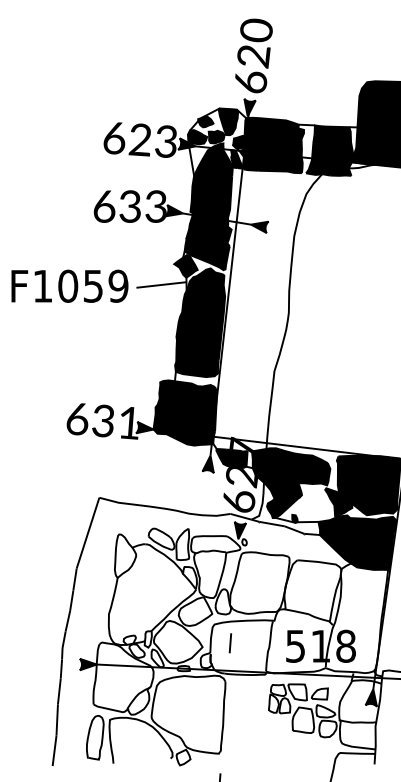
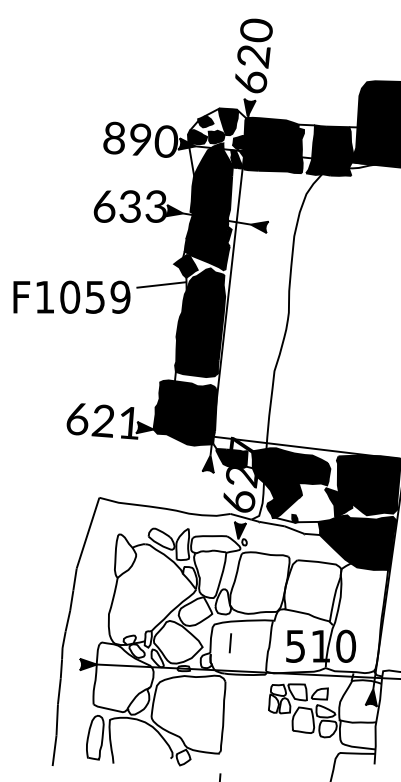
text: 623 -> 890 (140, 139)
text position: (69, 285) -> (71, 296) (71, 296)
text: 631 -> 621 (102, 421)
text: 518 -> 510 (346, 646)
